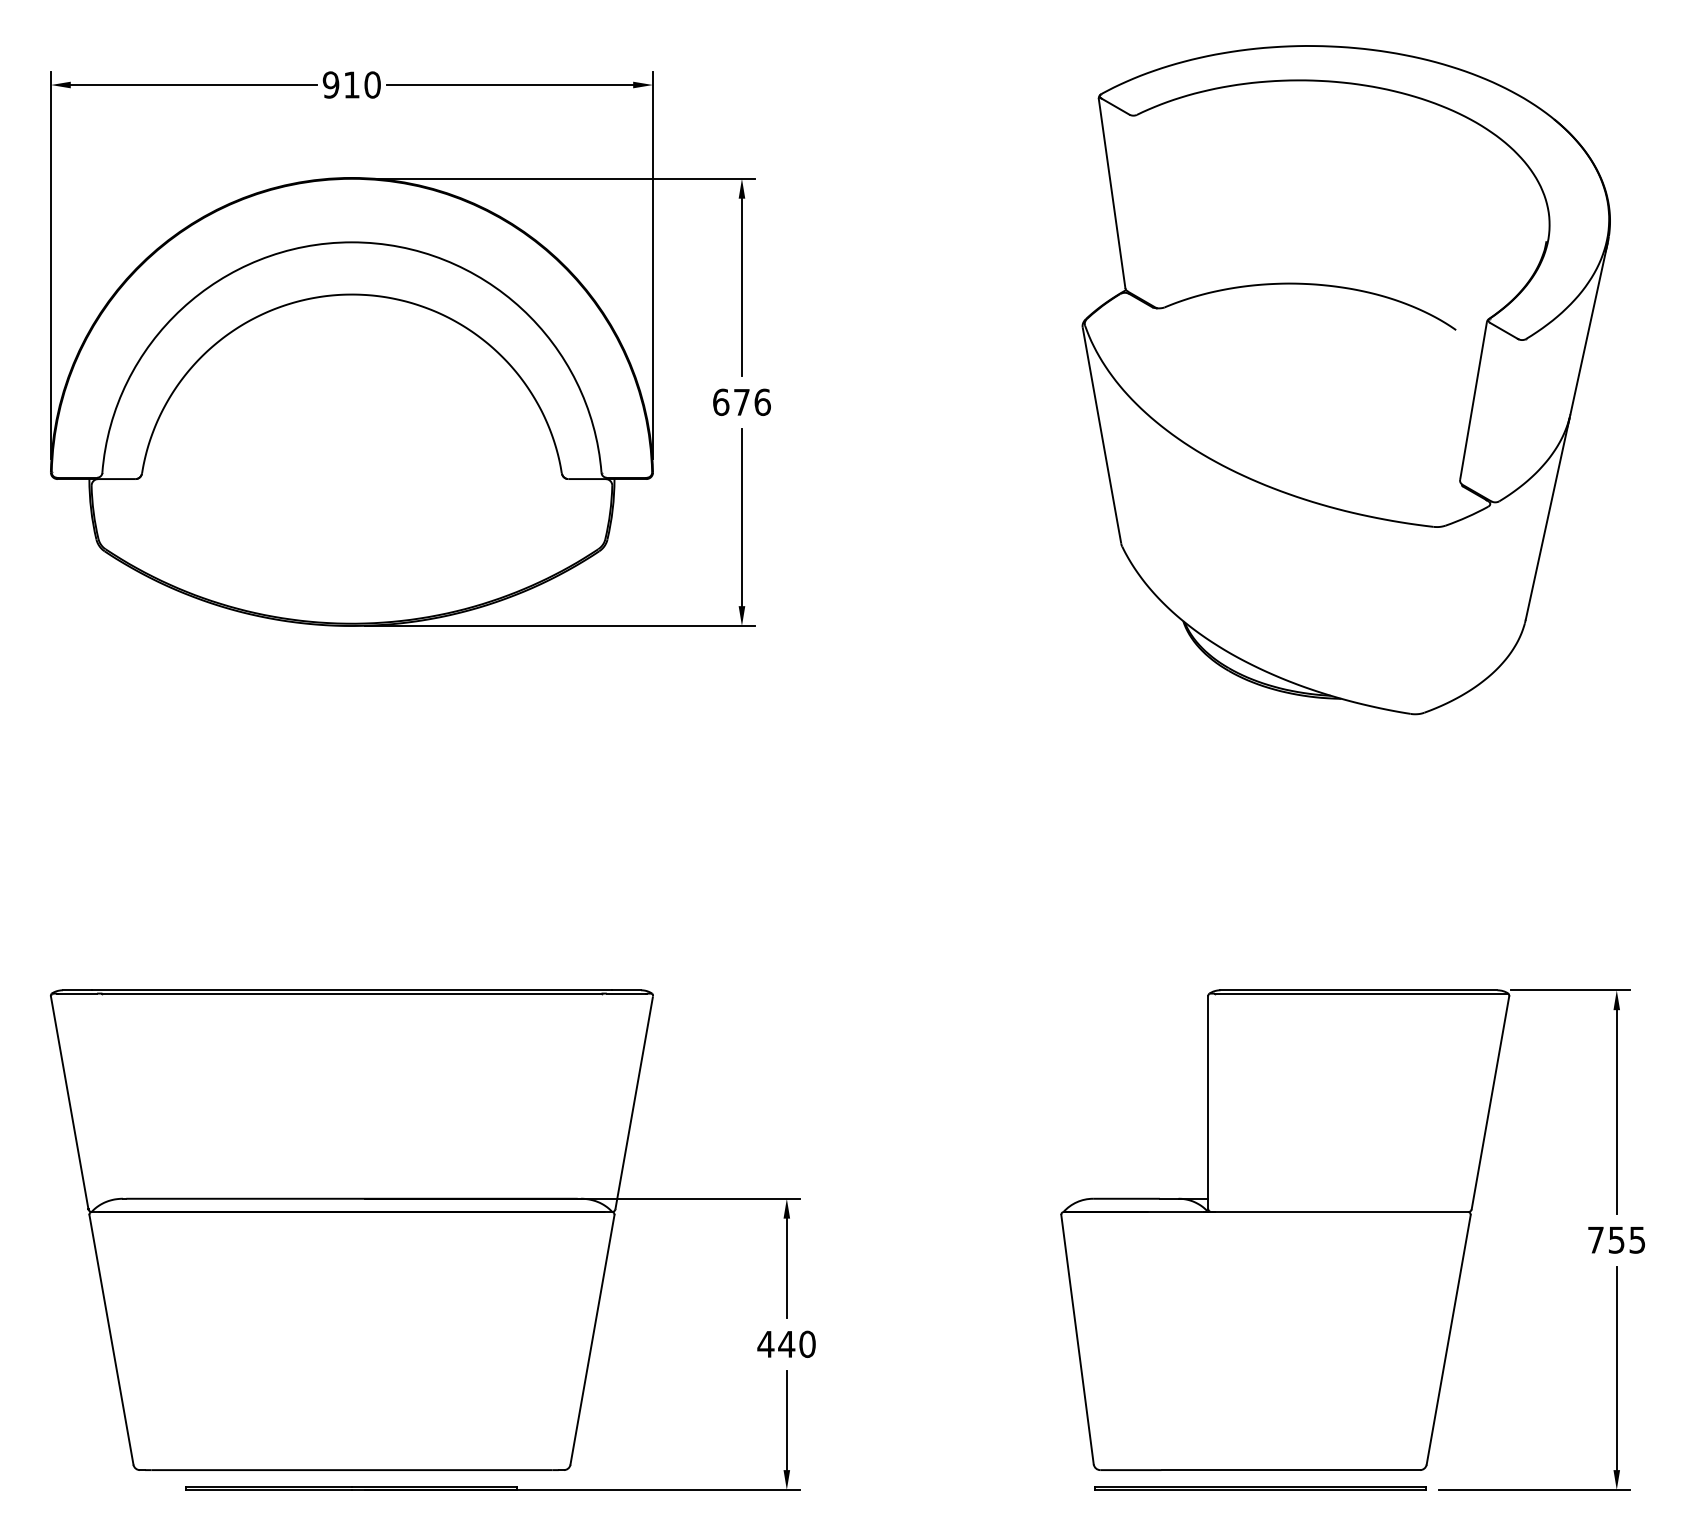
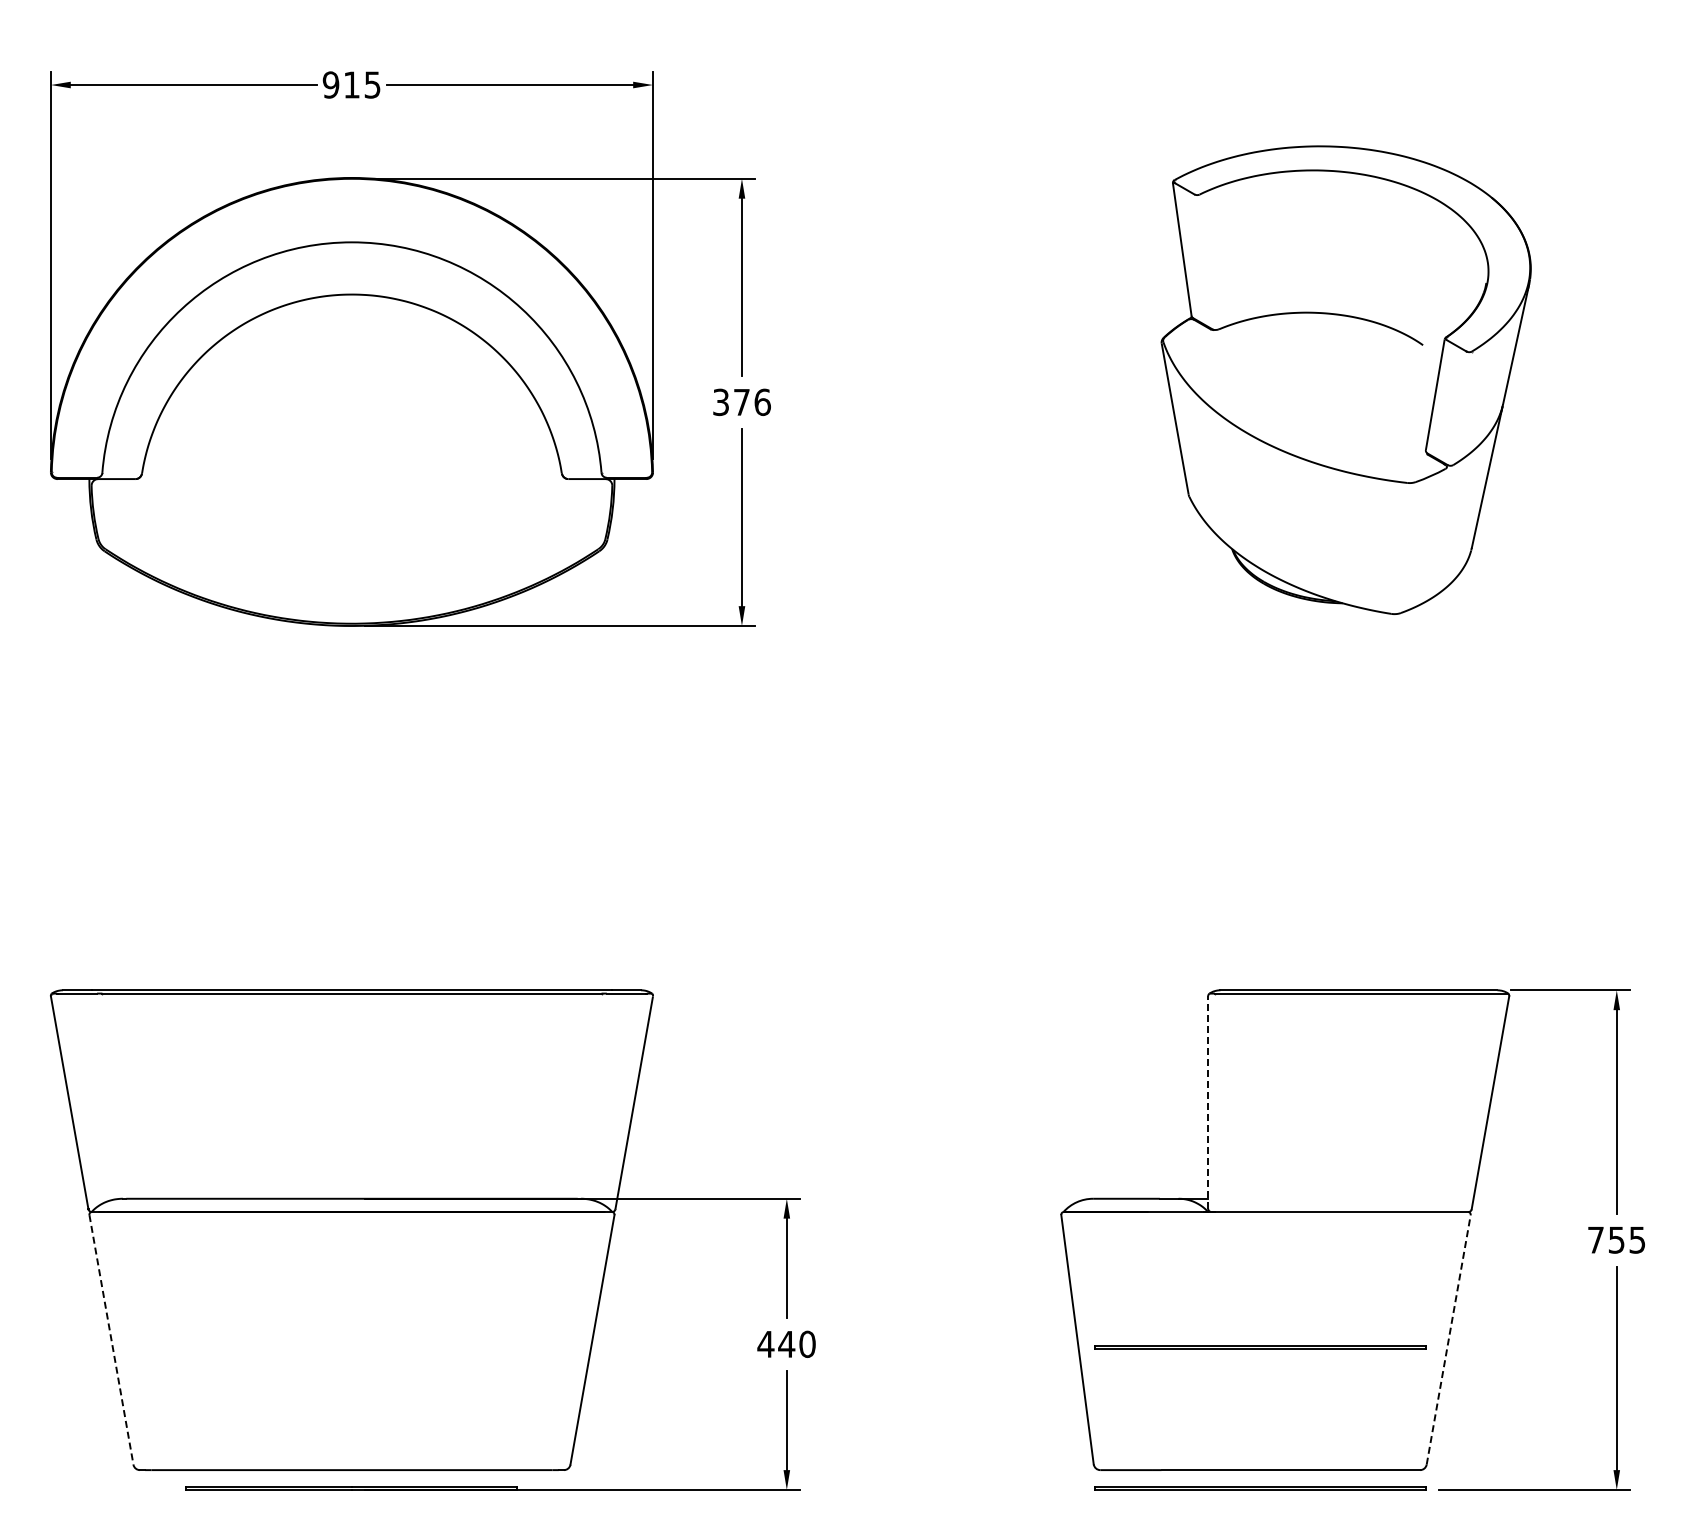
text: 910 -> 915 (372, 84)
part size: 530x671 px -> 372x470 px (1345, 379)
text: 676 -> 376 (721, 402)
line: solid -> dashed (1208, 1101)
line: solid -> dashed (111, 1339)
line: solid -> dashed (1448, 1339)
line: none -> present (1260, 1346)
